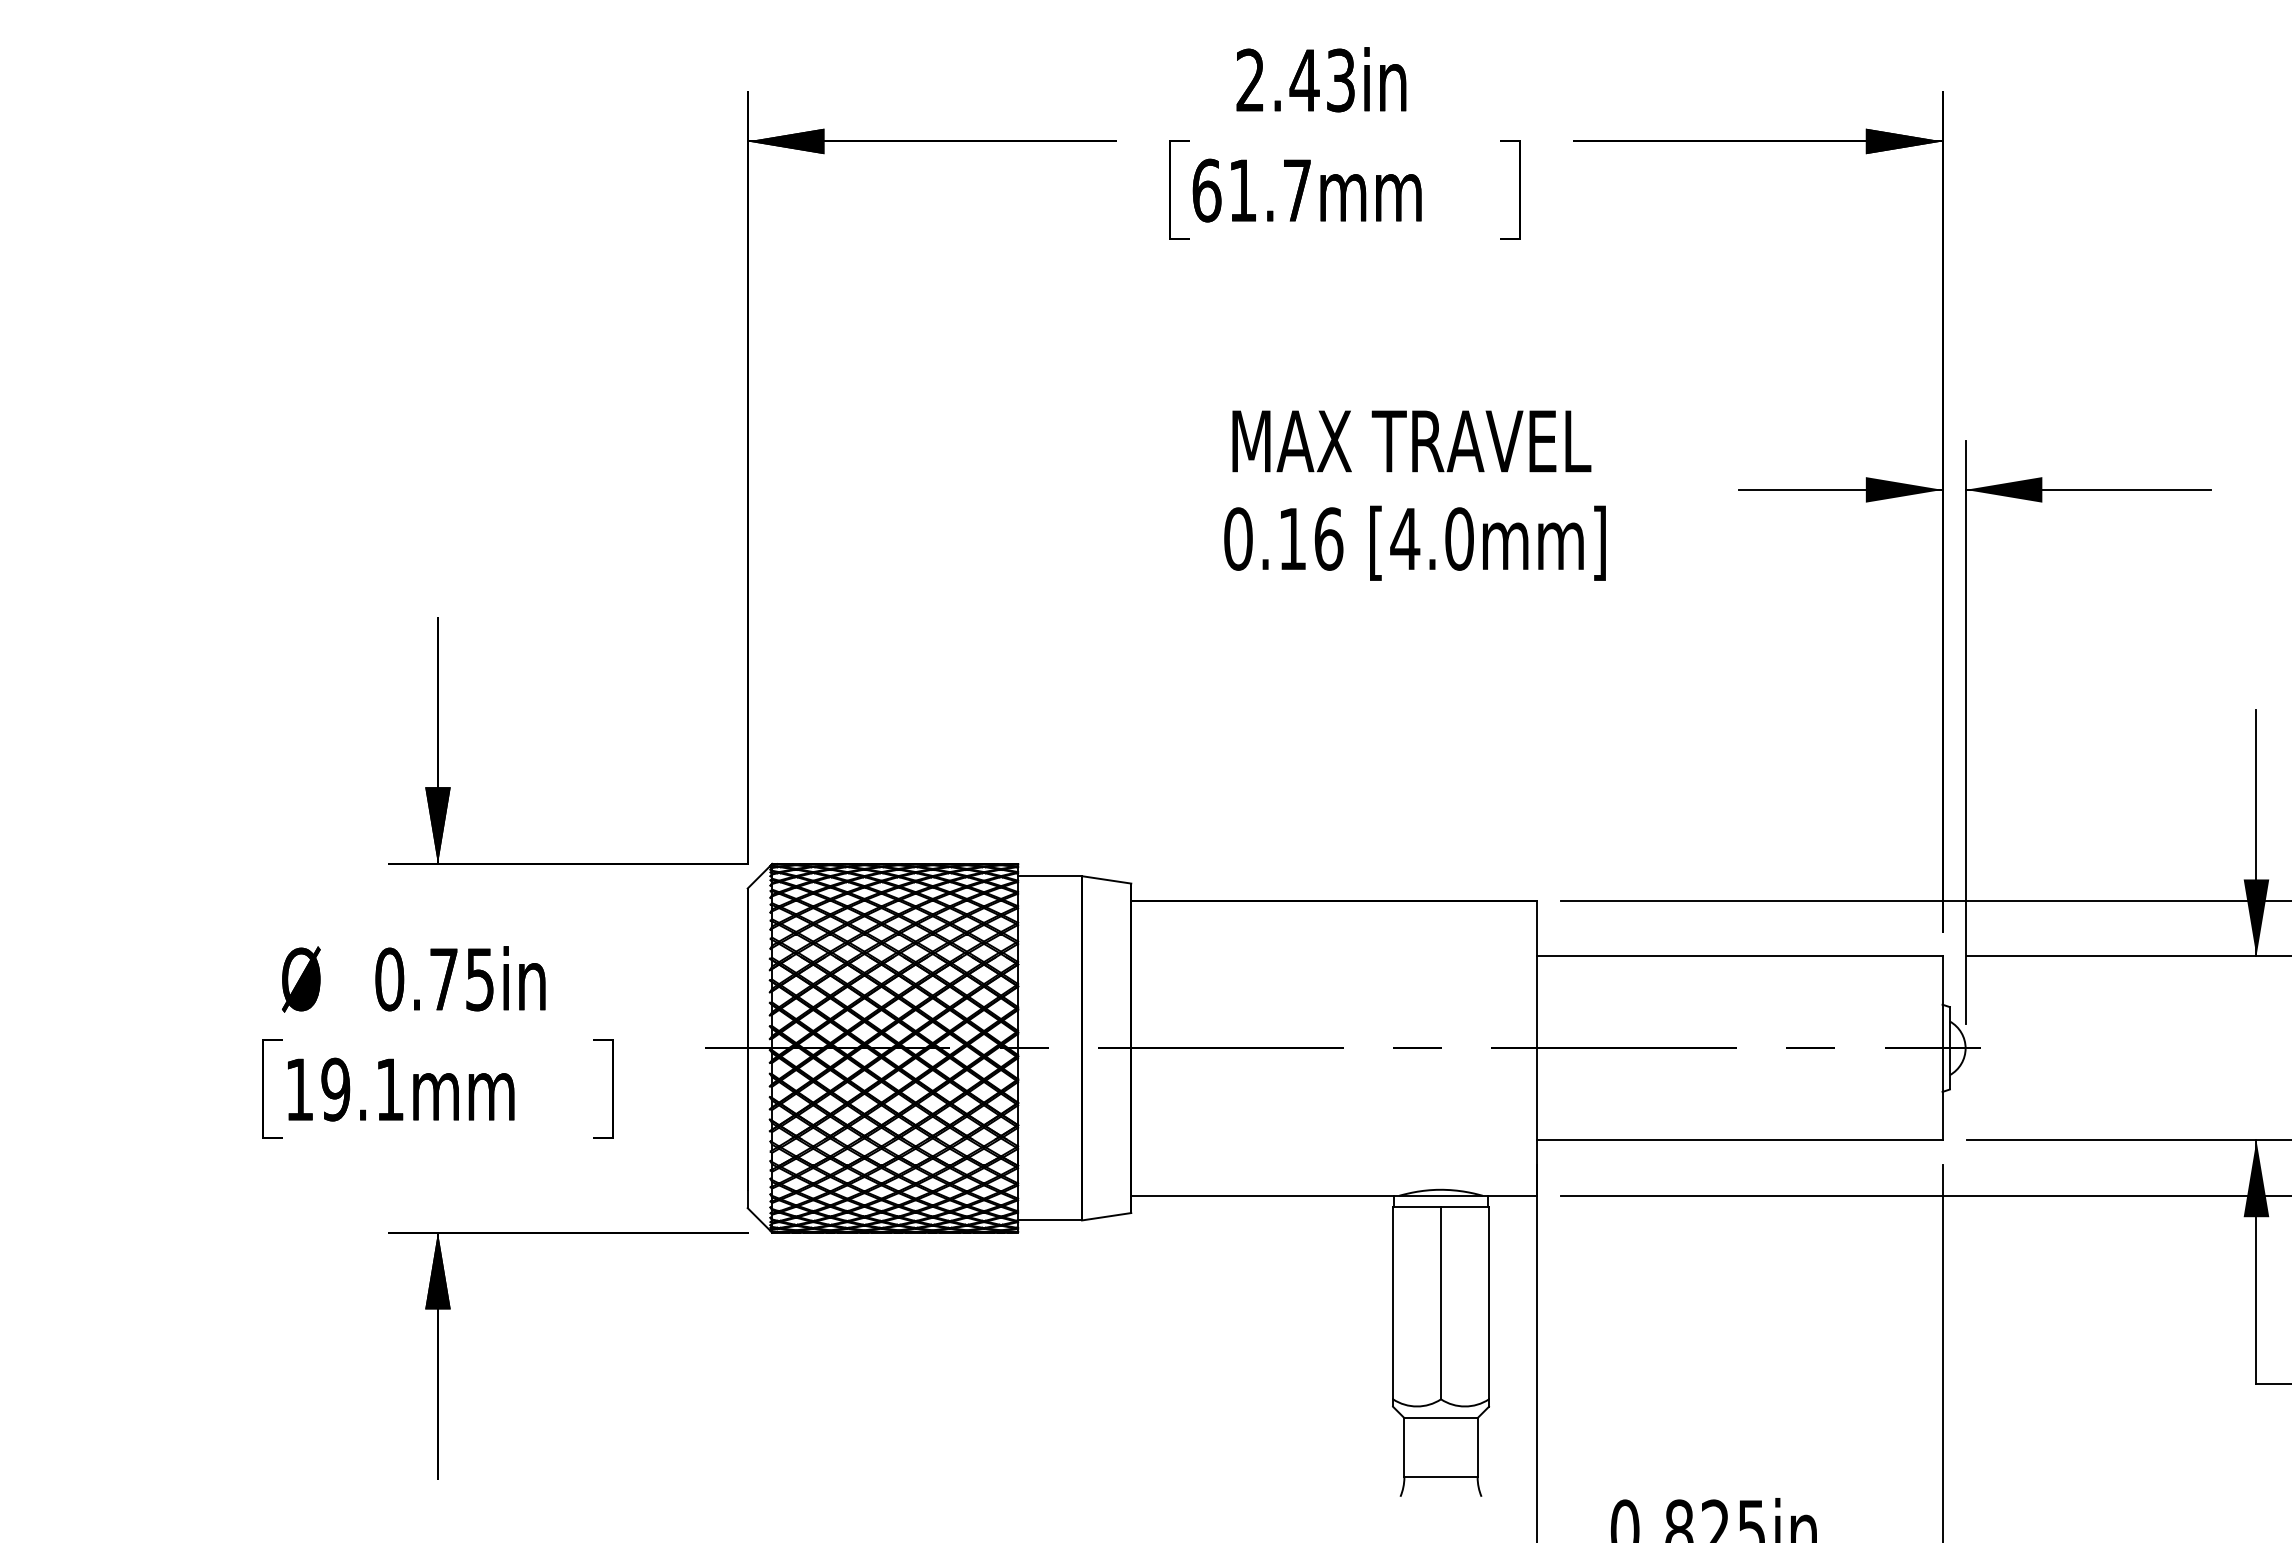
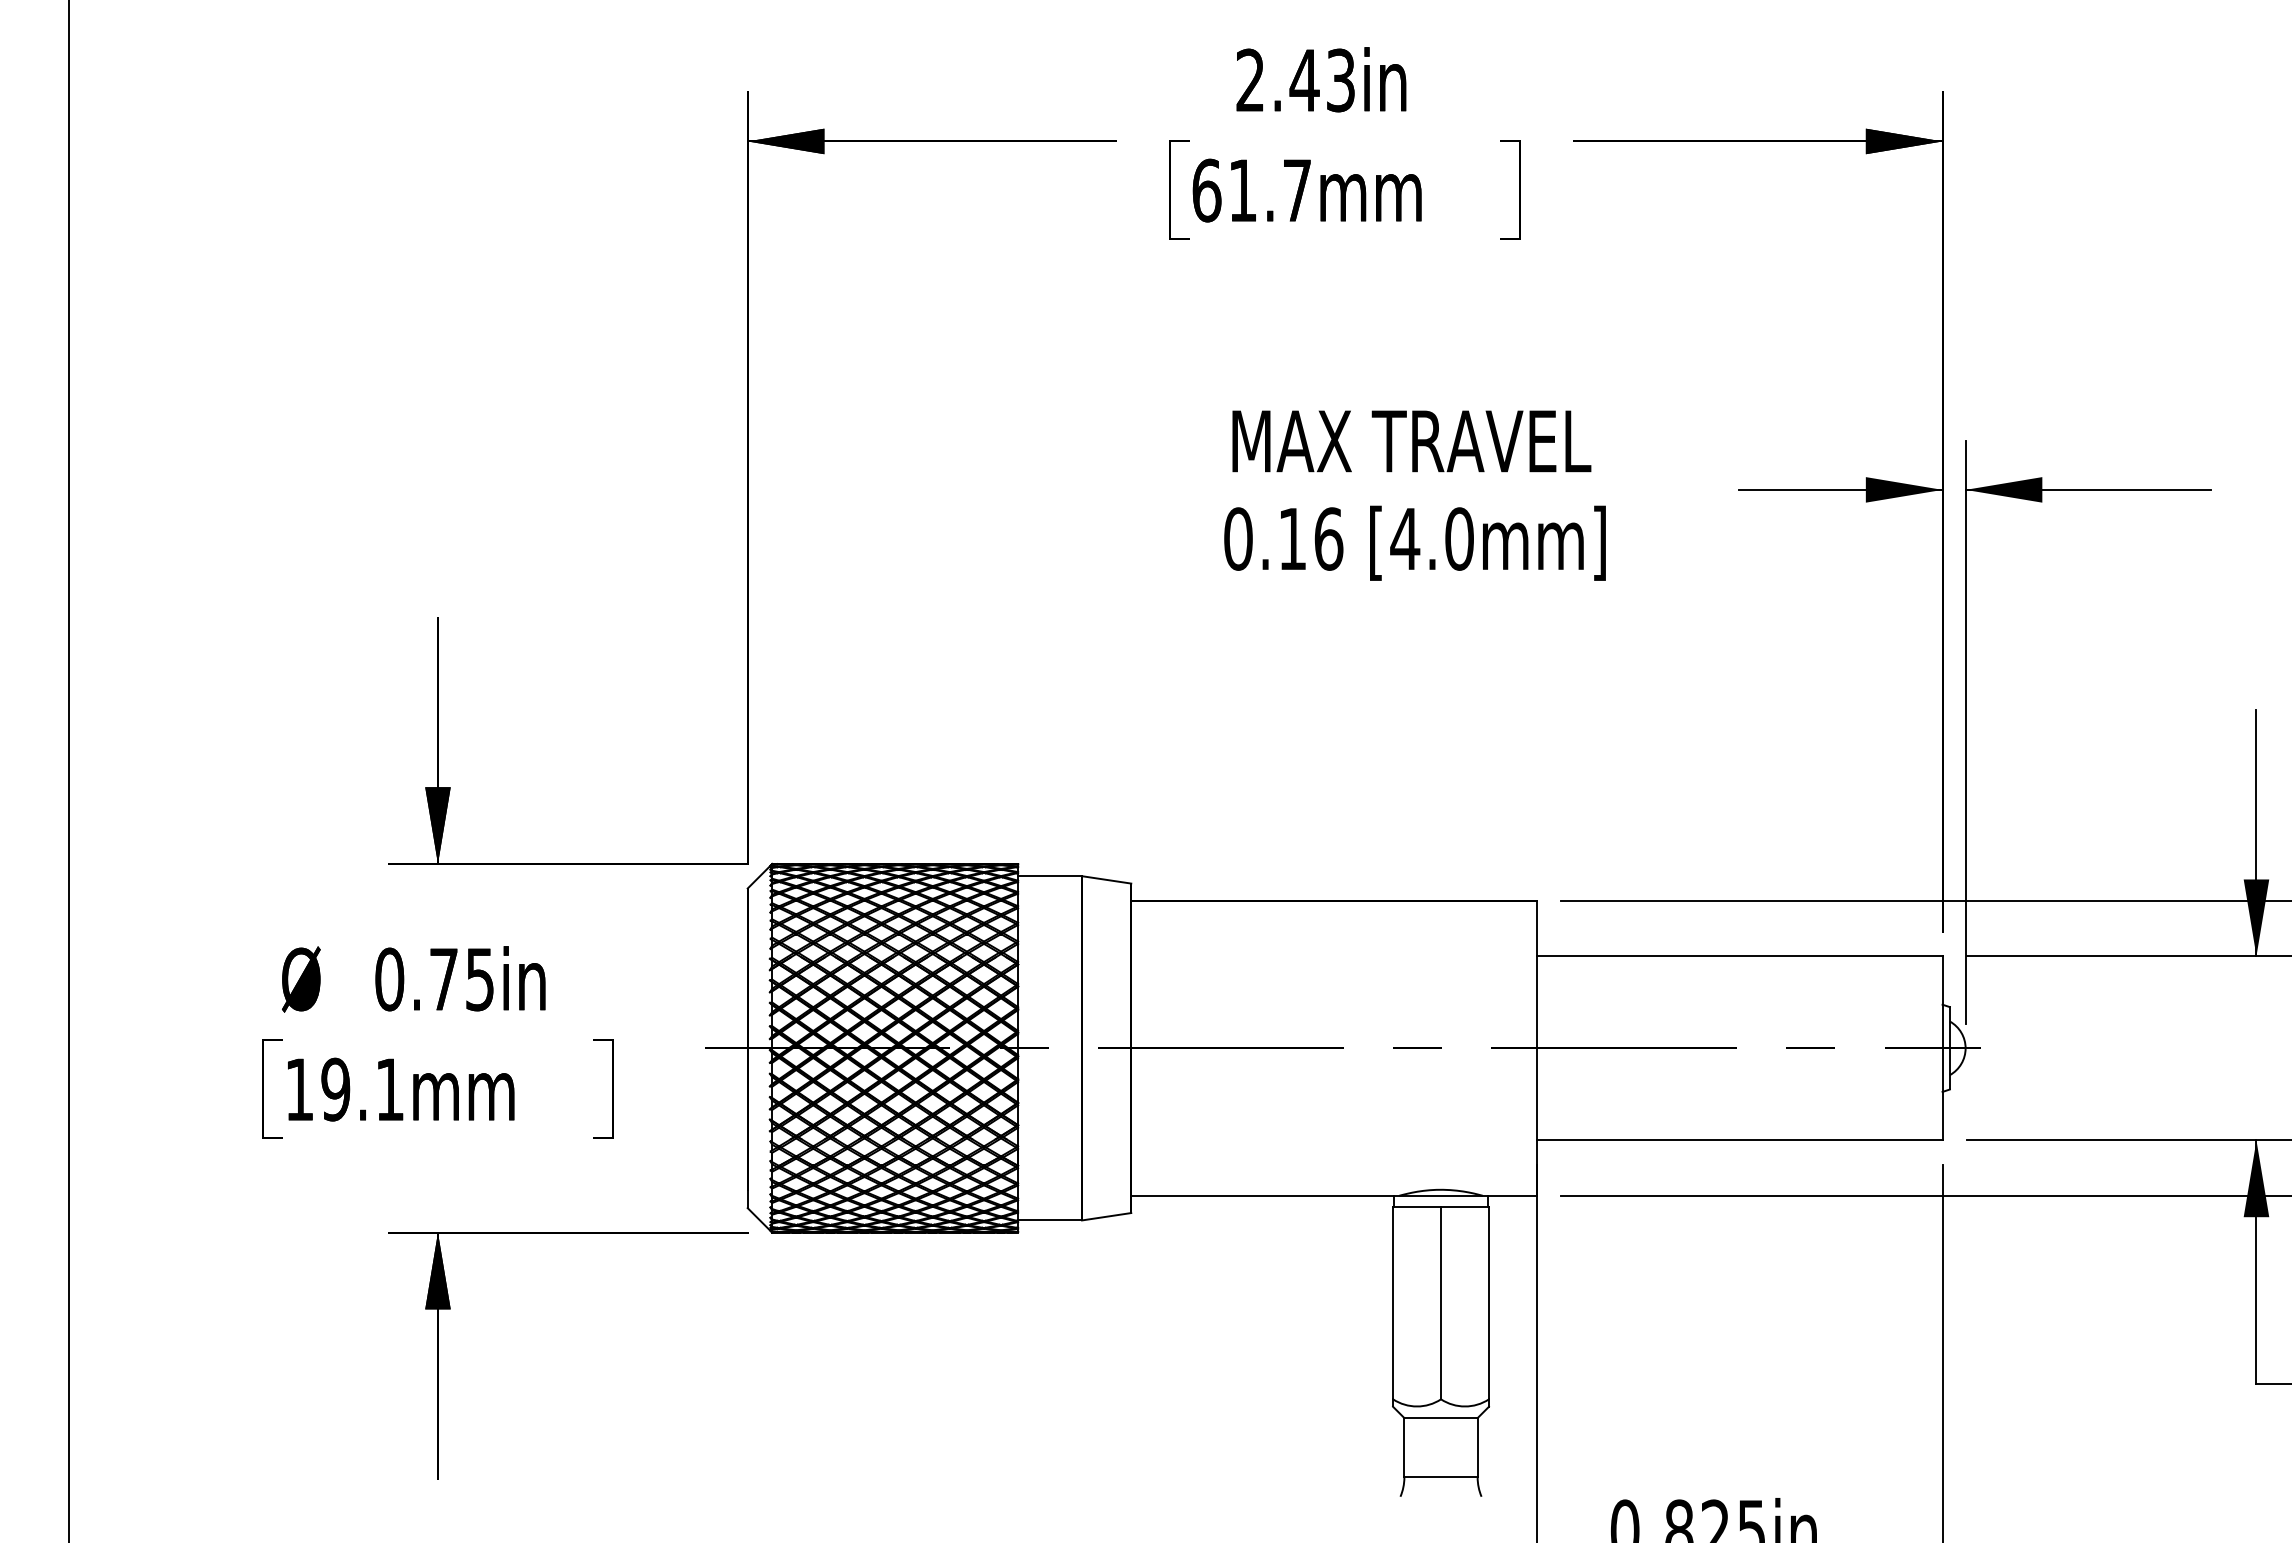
line: none -> present (68, 770)
